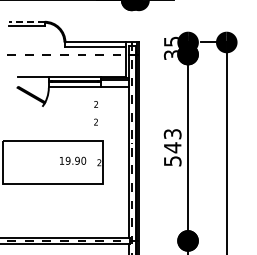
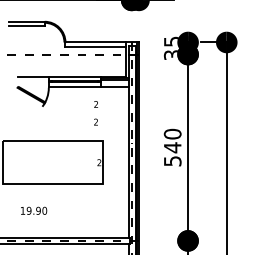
line: dashed -> solid (26, 21)
text: 543 -> 540 (172, 133)
text position: (73, 160) -> (34, 210) (34, 210)
